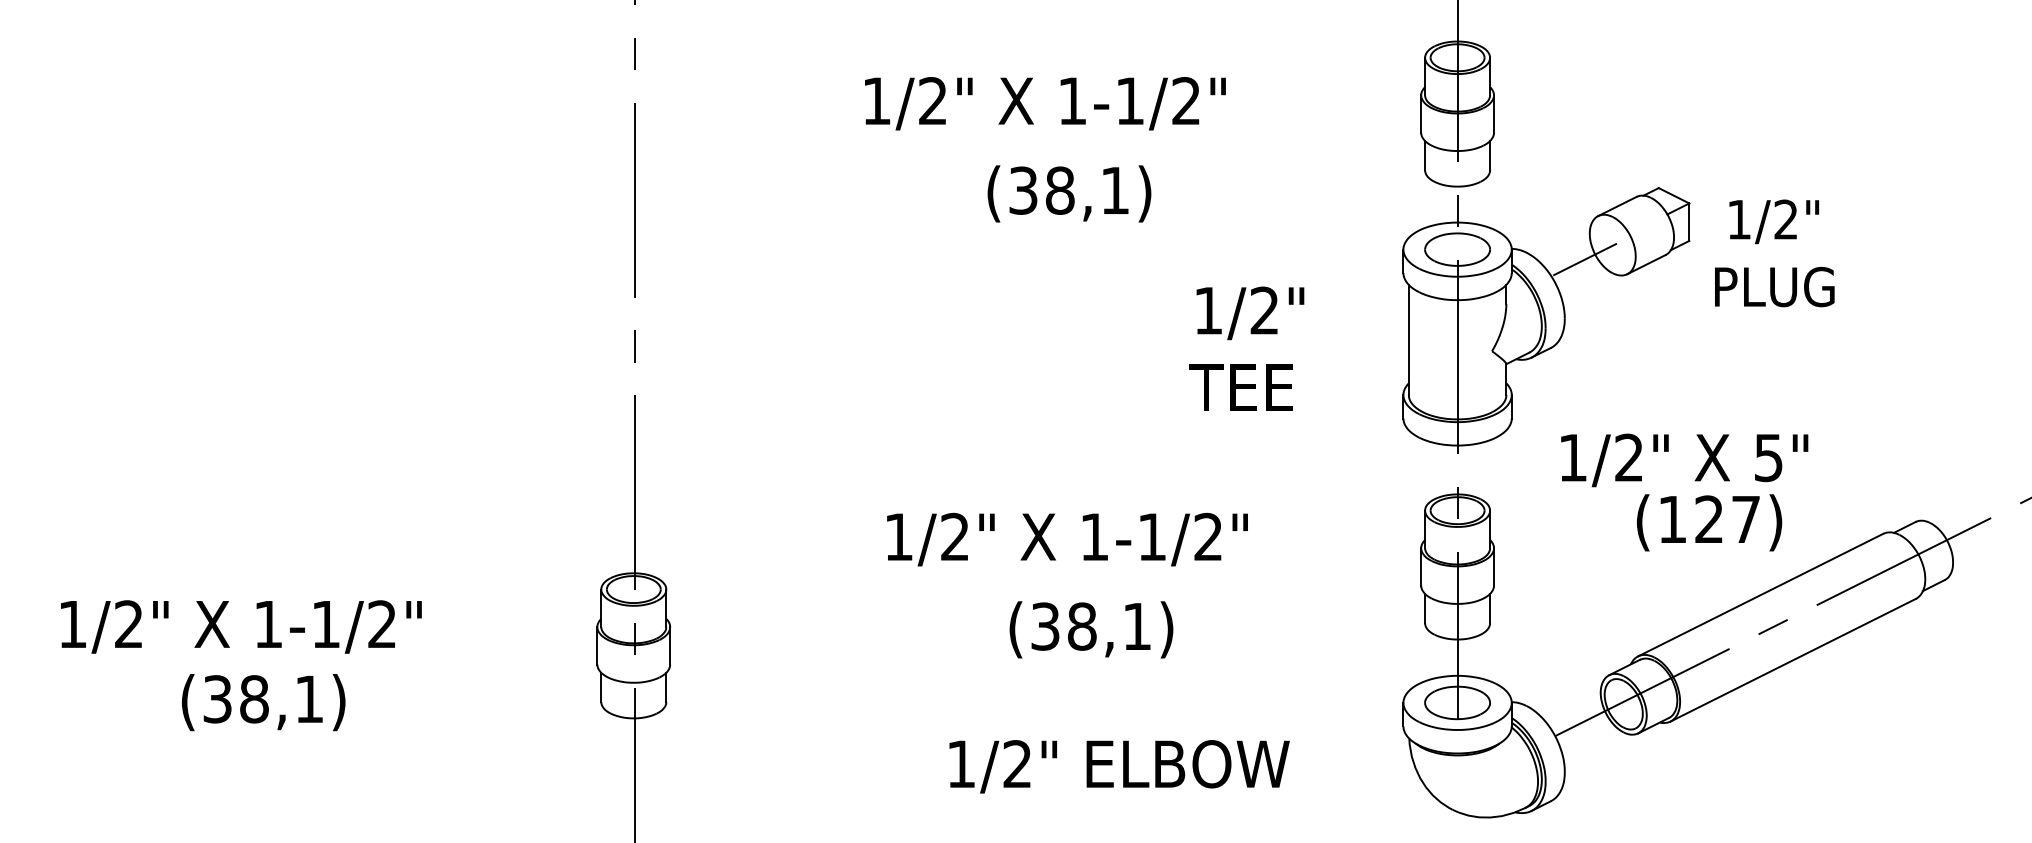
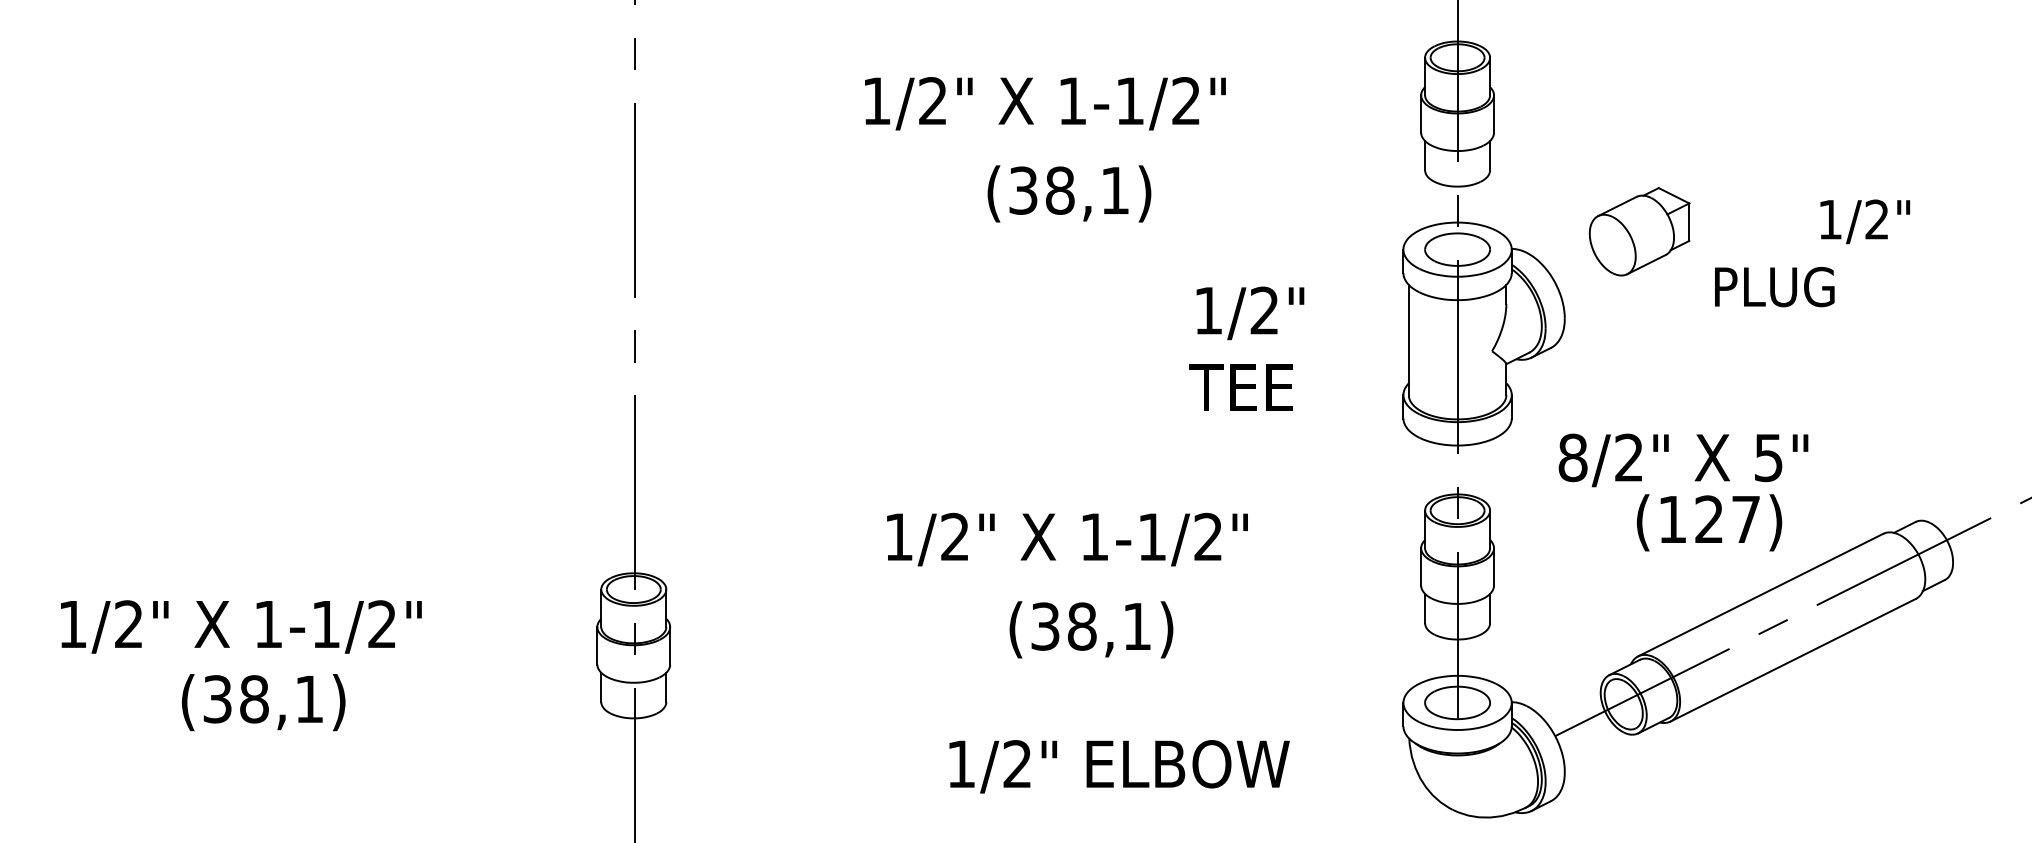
text position: (1774, 221) -> (1865, 221) (1865, 221)
line: present -> none (1585, 259)
text: 1/2" -> 8/2" (1572, 457)
